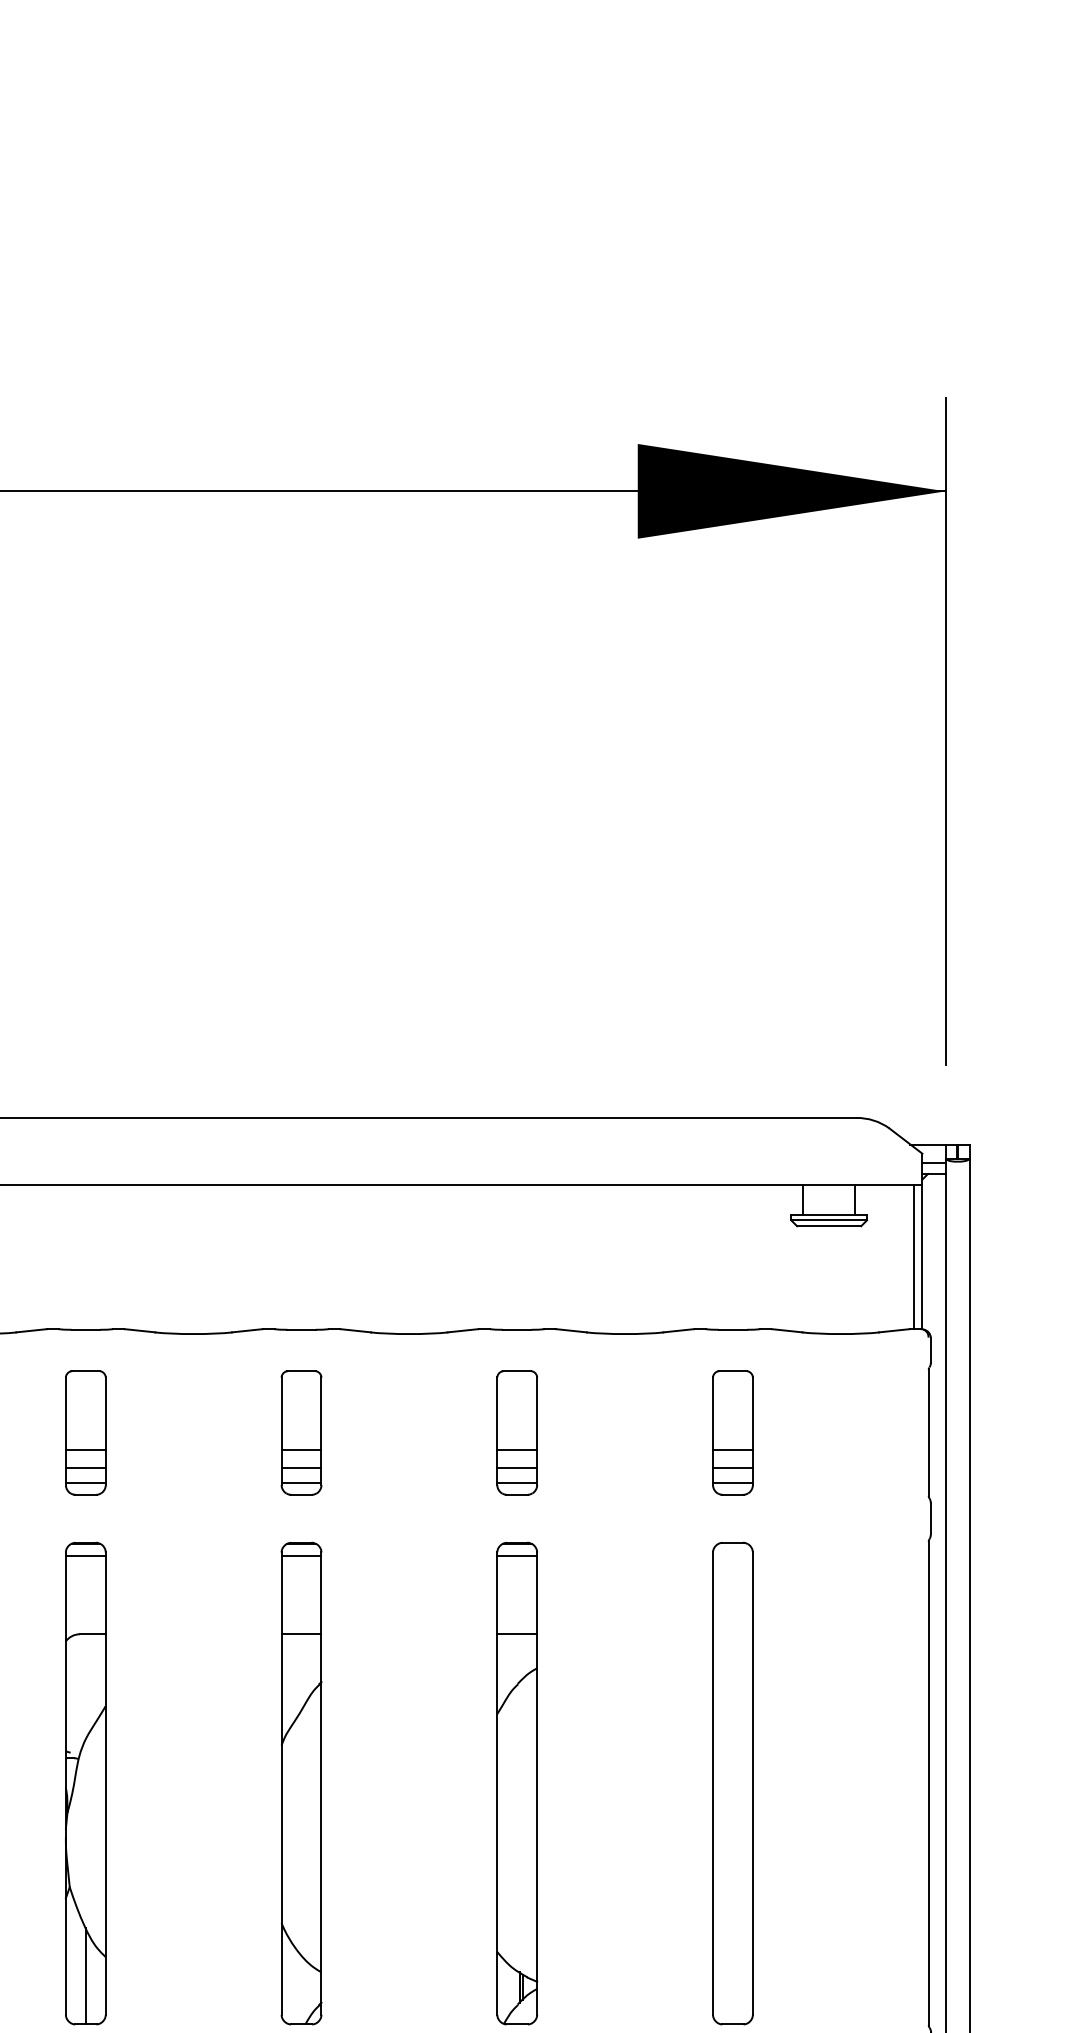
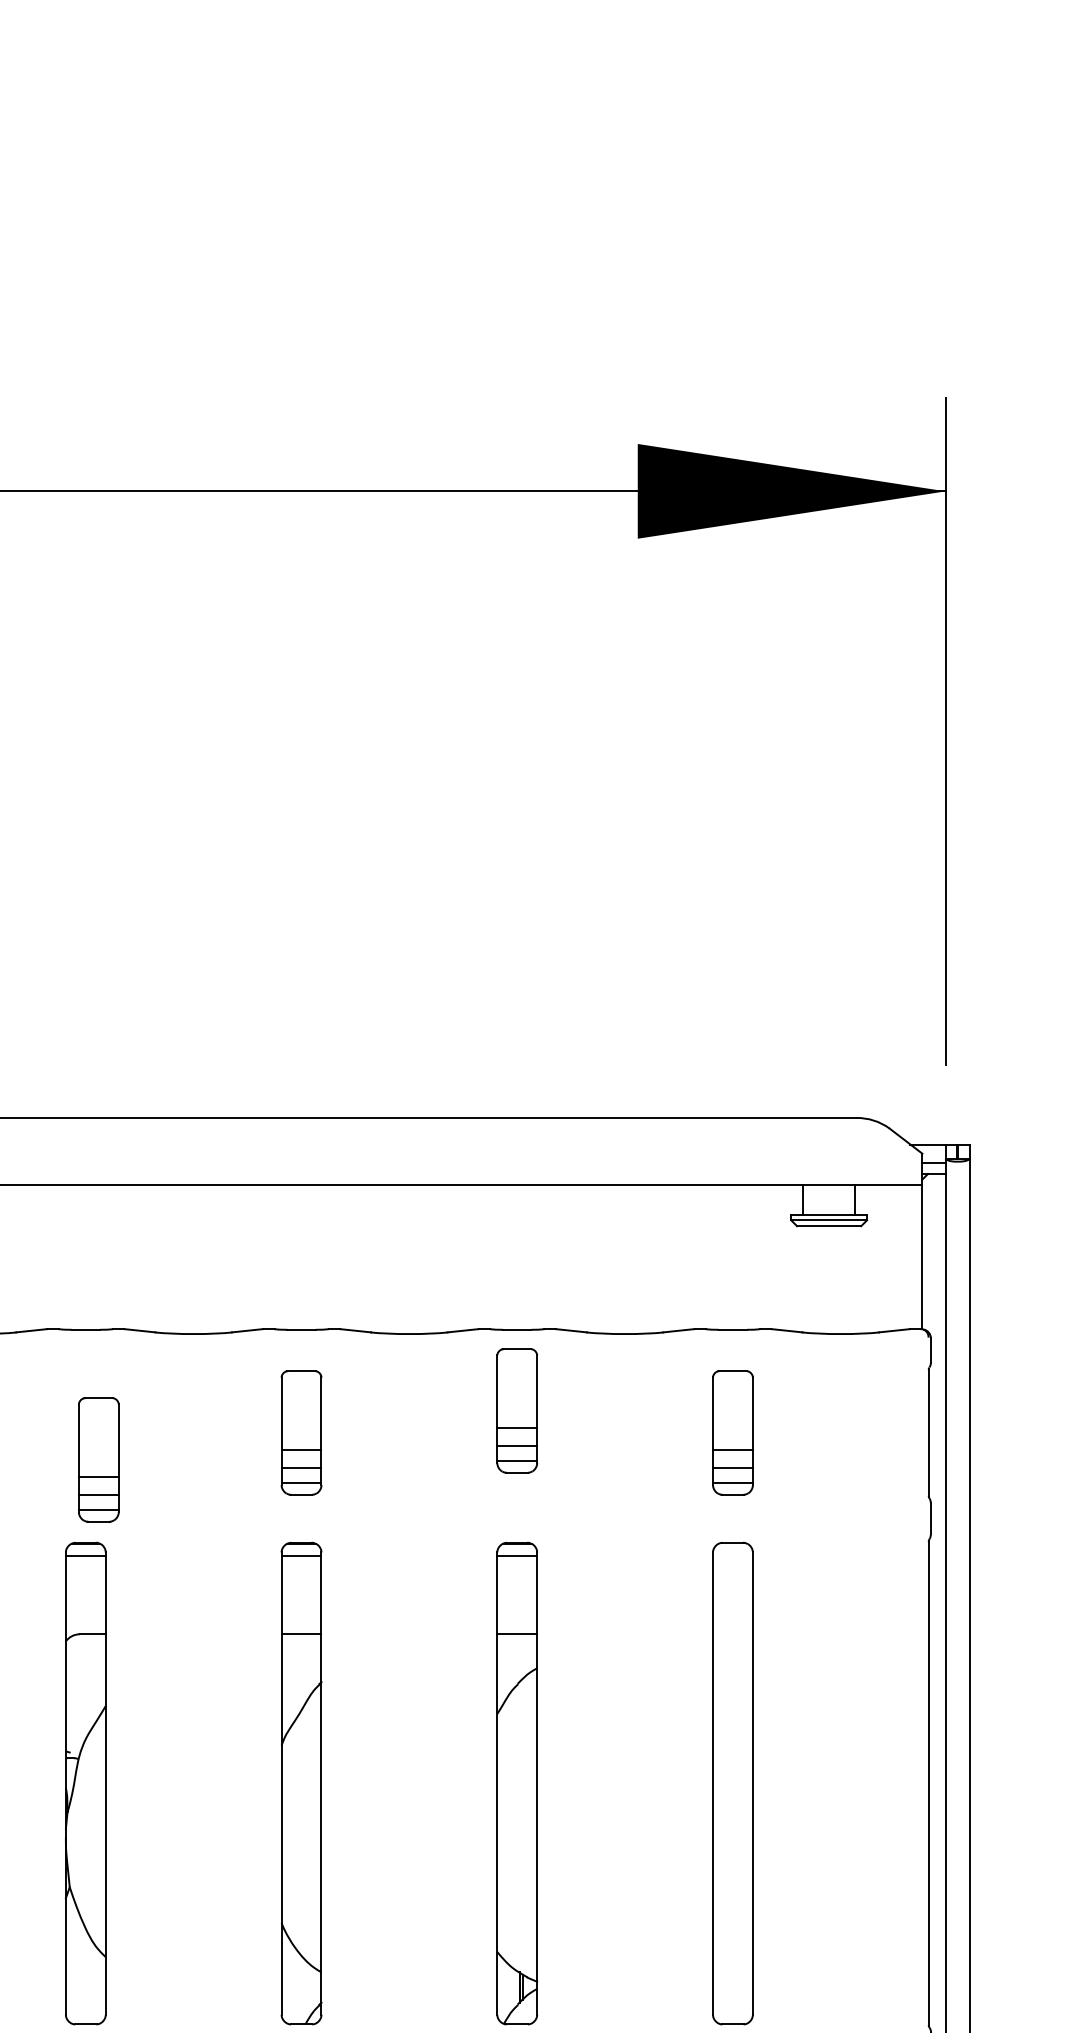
line: present -> none (913, 1256)
part position: (85, 1432) -> (98, 1459) (98, 1459)
part position: (517, 1432) -> (517, 1410) (517, 1410)
line: present -> none (85, 1976)
